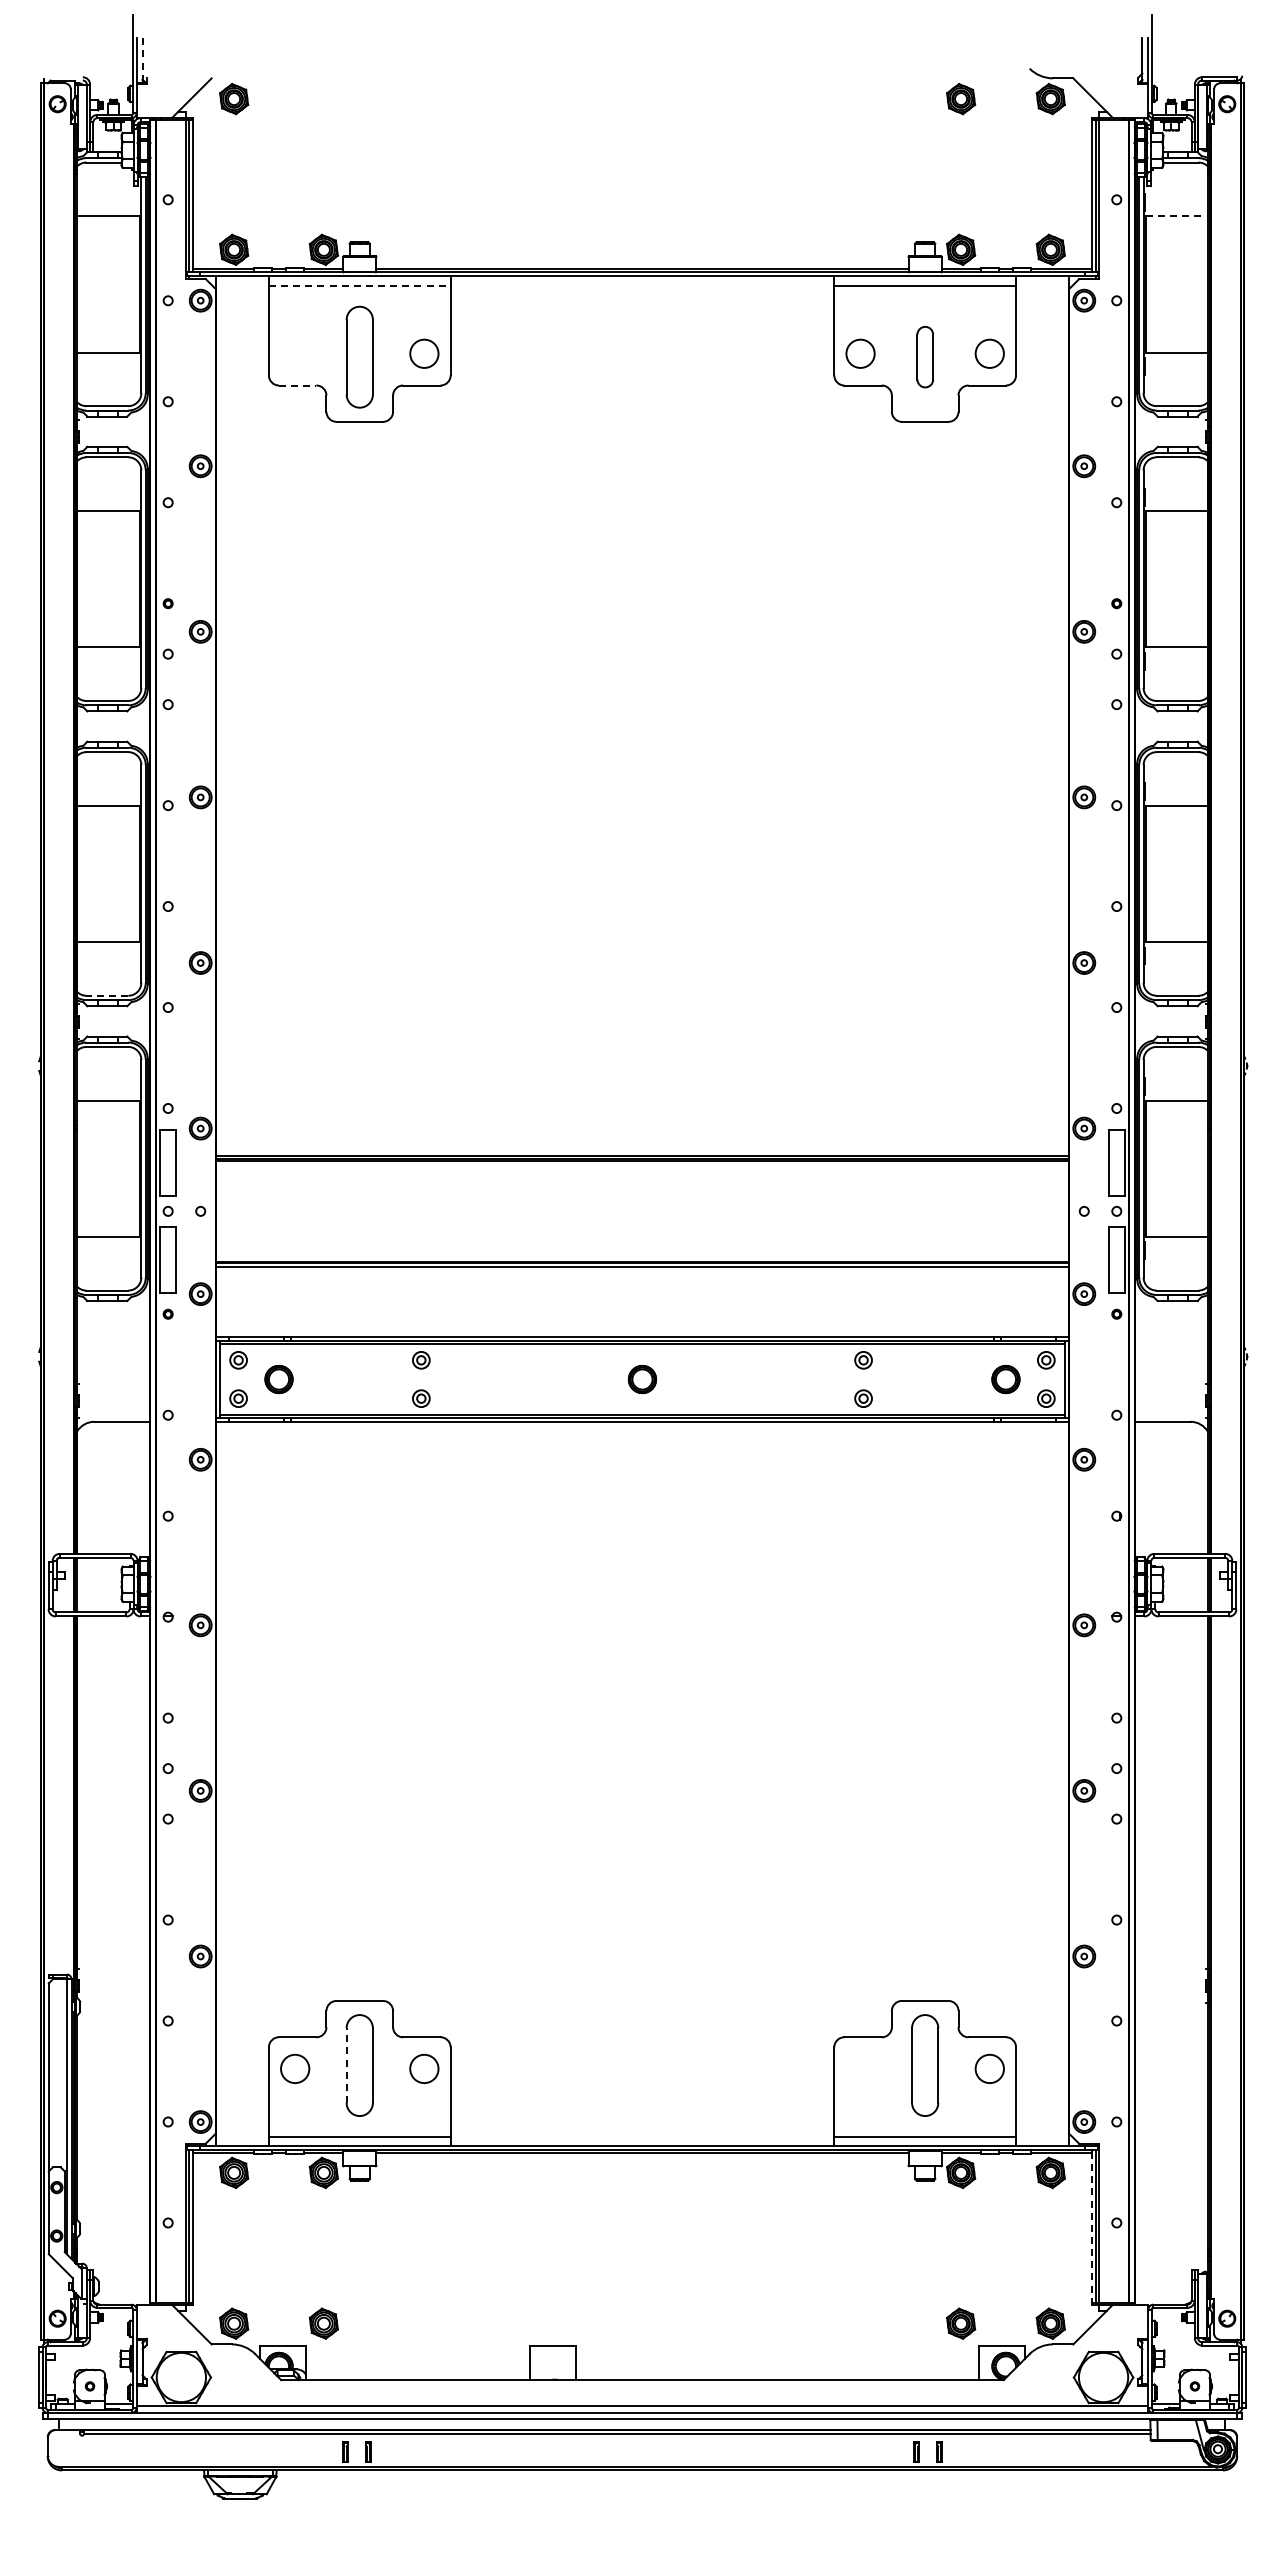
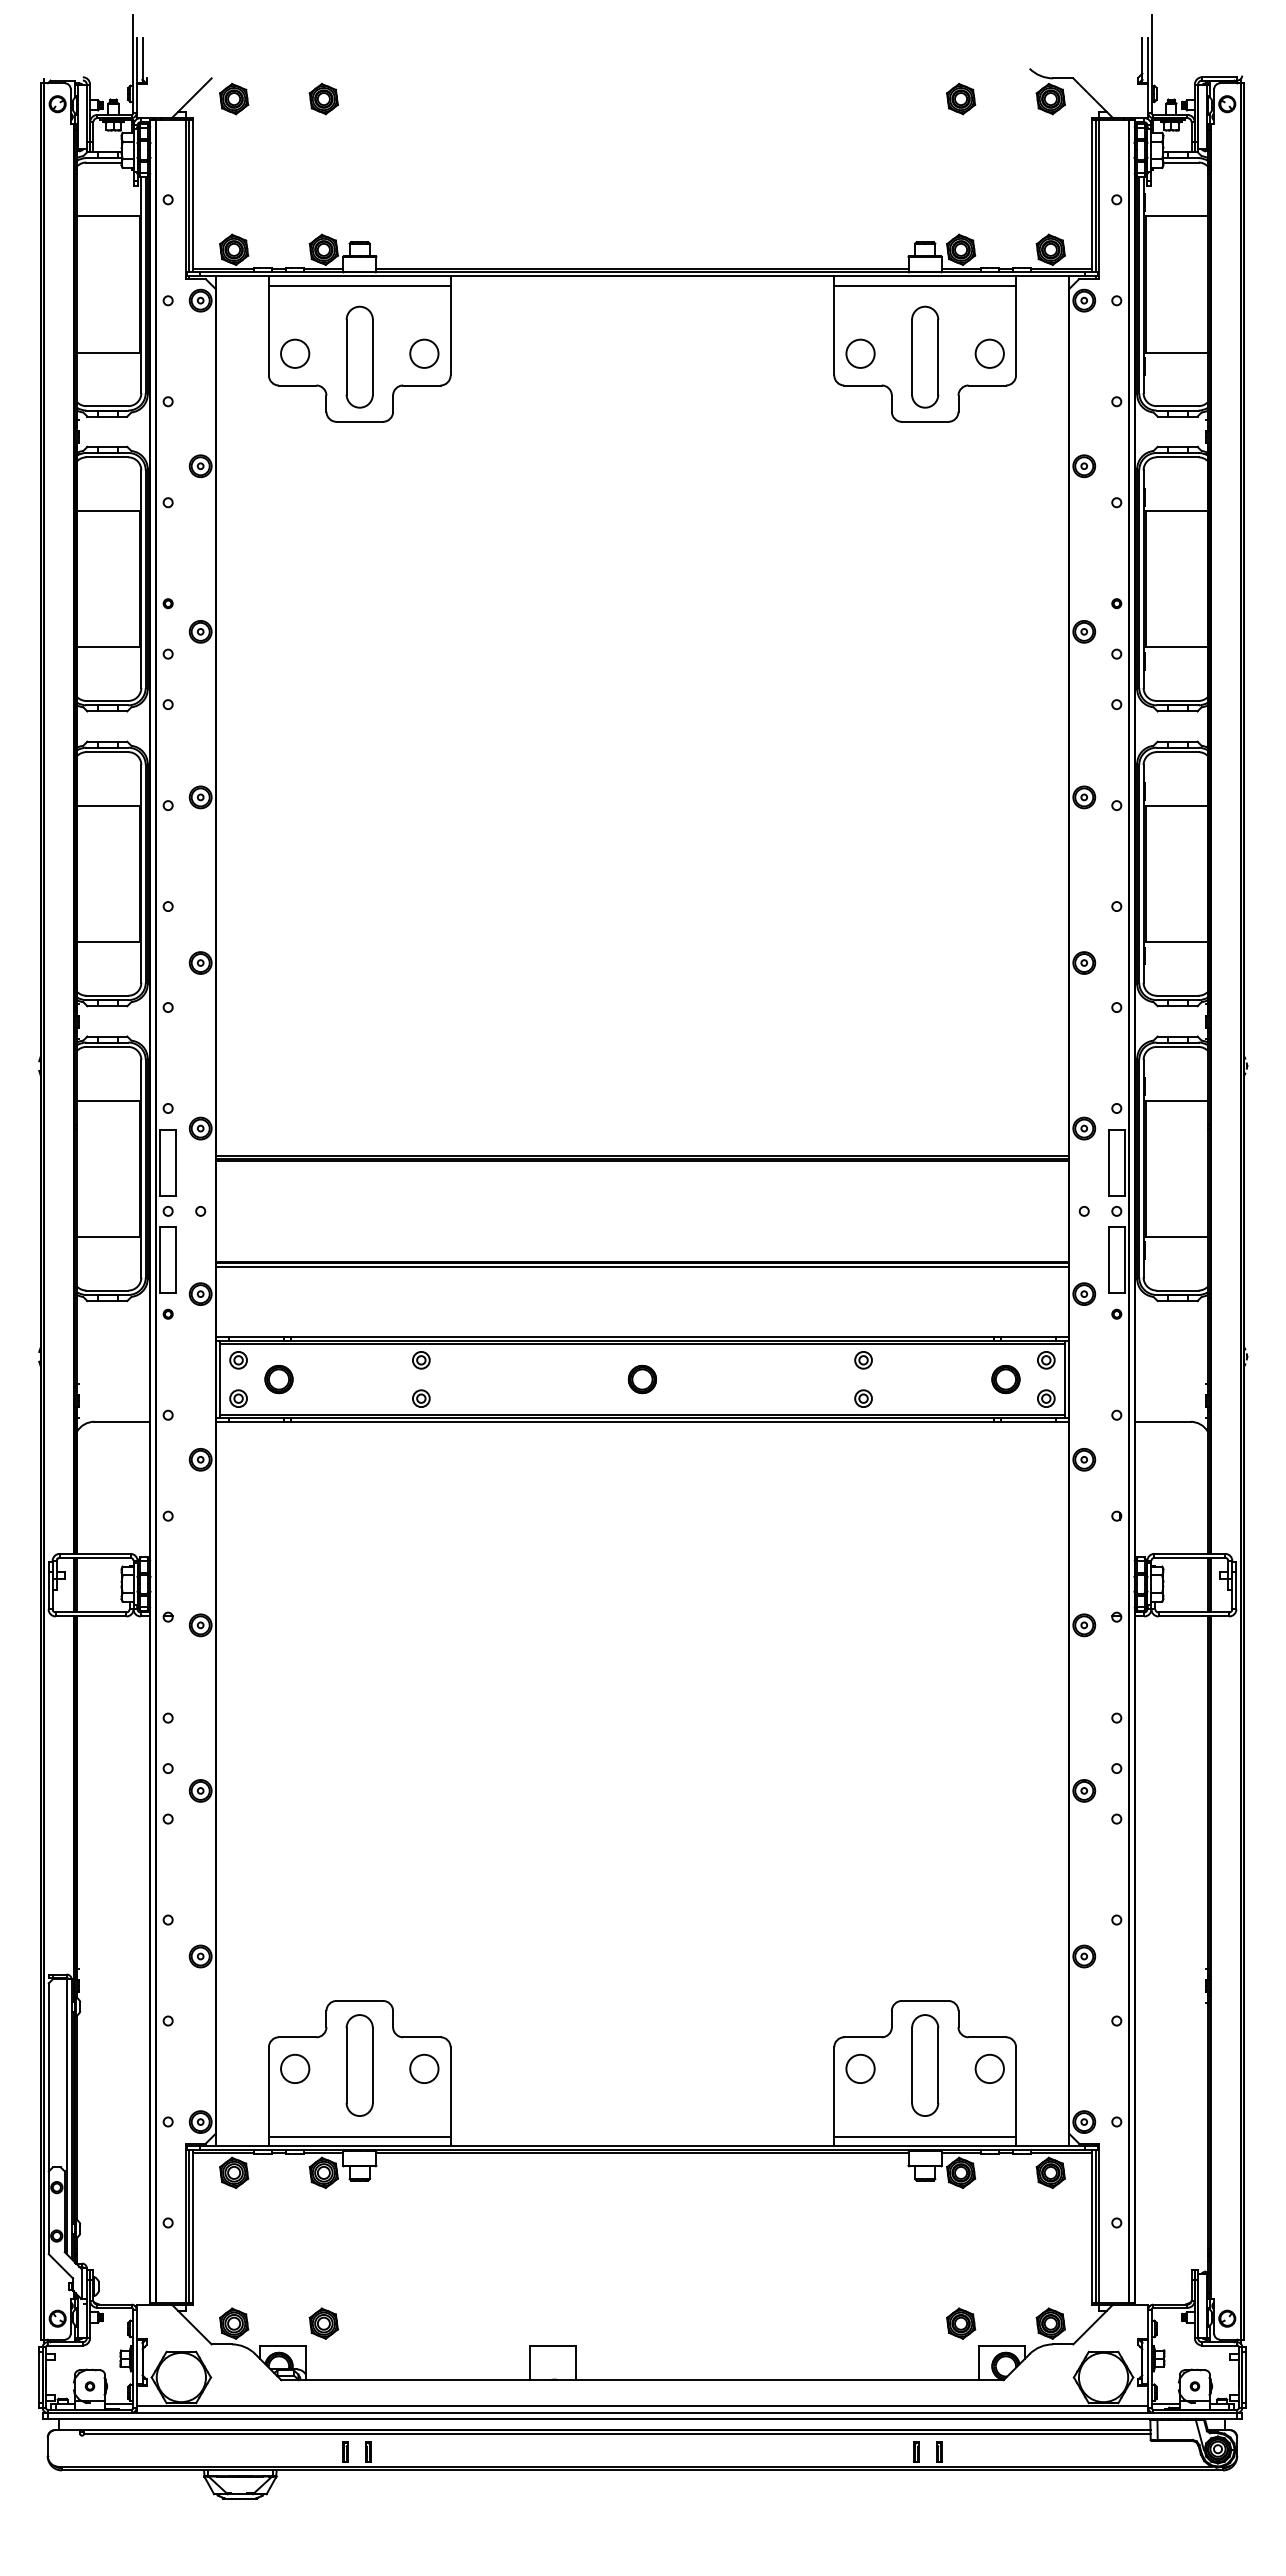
line: dashed -> solid (142, 60)
part: none -> present (323, 99)
line: dashed -> solid (1176, 216)
line: dashed -> solid (359, 285)
circle: none -> present (295, 353)
part size: 18x63 px -> 29x104 px (925, 356)
line: dashed -> solid (297, 385)
line: dashed -> solid (107, 995)
line: dashed -> solid (346, 2065)
circle: none -> present (860, 2068)
line: dashed -> solid (1091, 2229)
